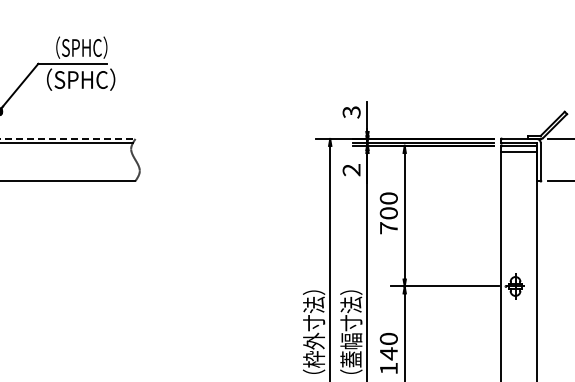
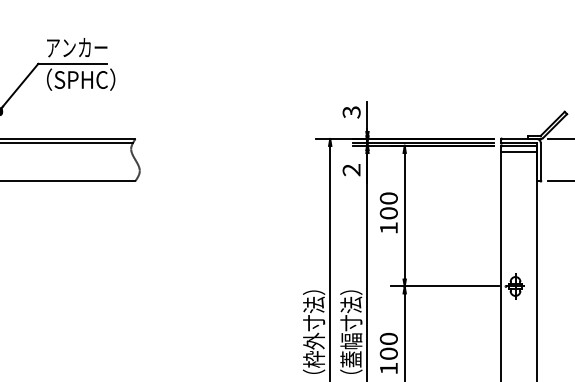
text: （SPHC） -> アンカー (77, 47)
line: dashed -> solid (68, 138)
text: 700 -> 100 (388, 228)
text: 140 -> 100 (388, 353)
